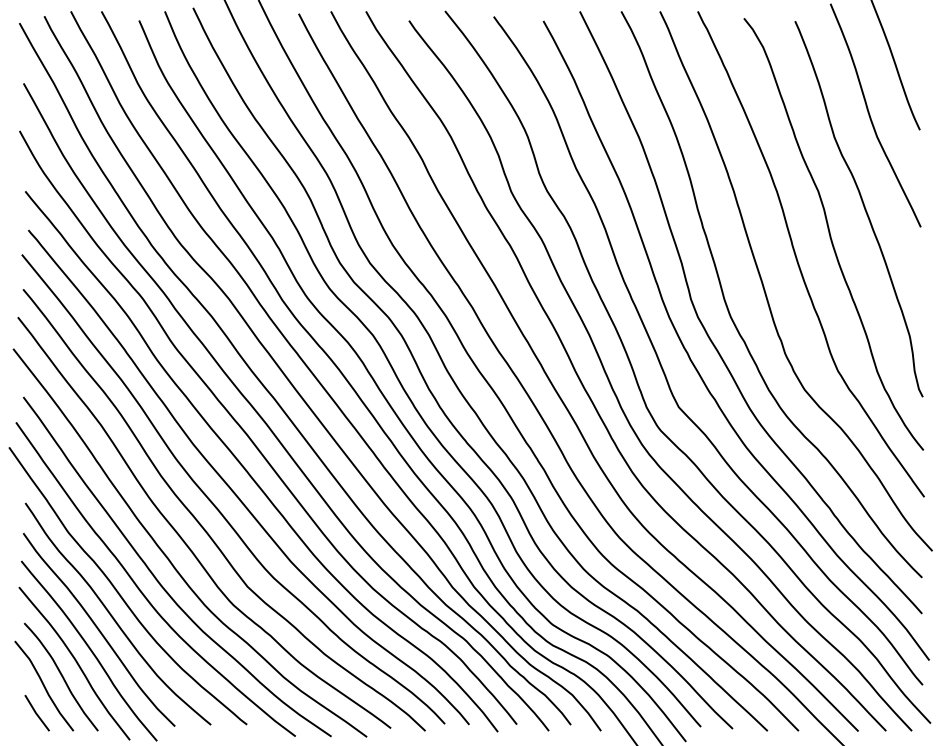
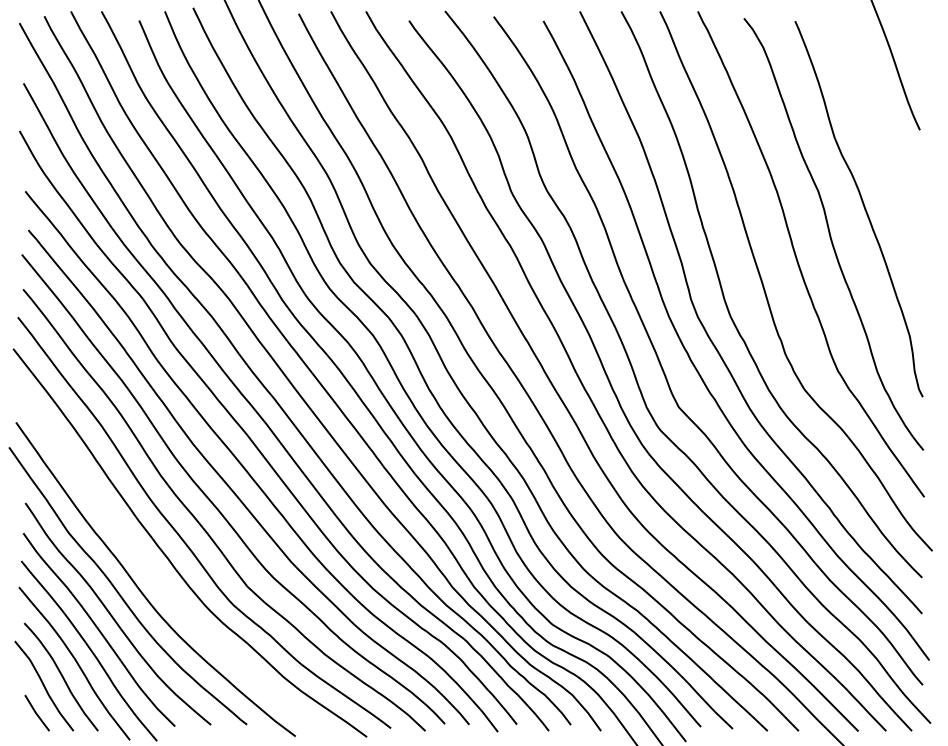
curve: present -> none (871, 117)
curve: present -> none (159, 581)
